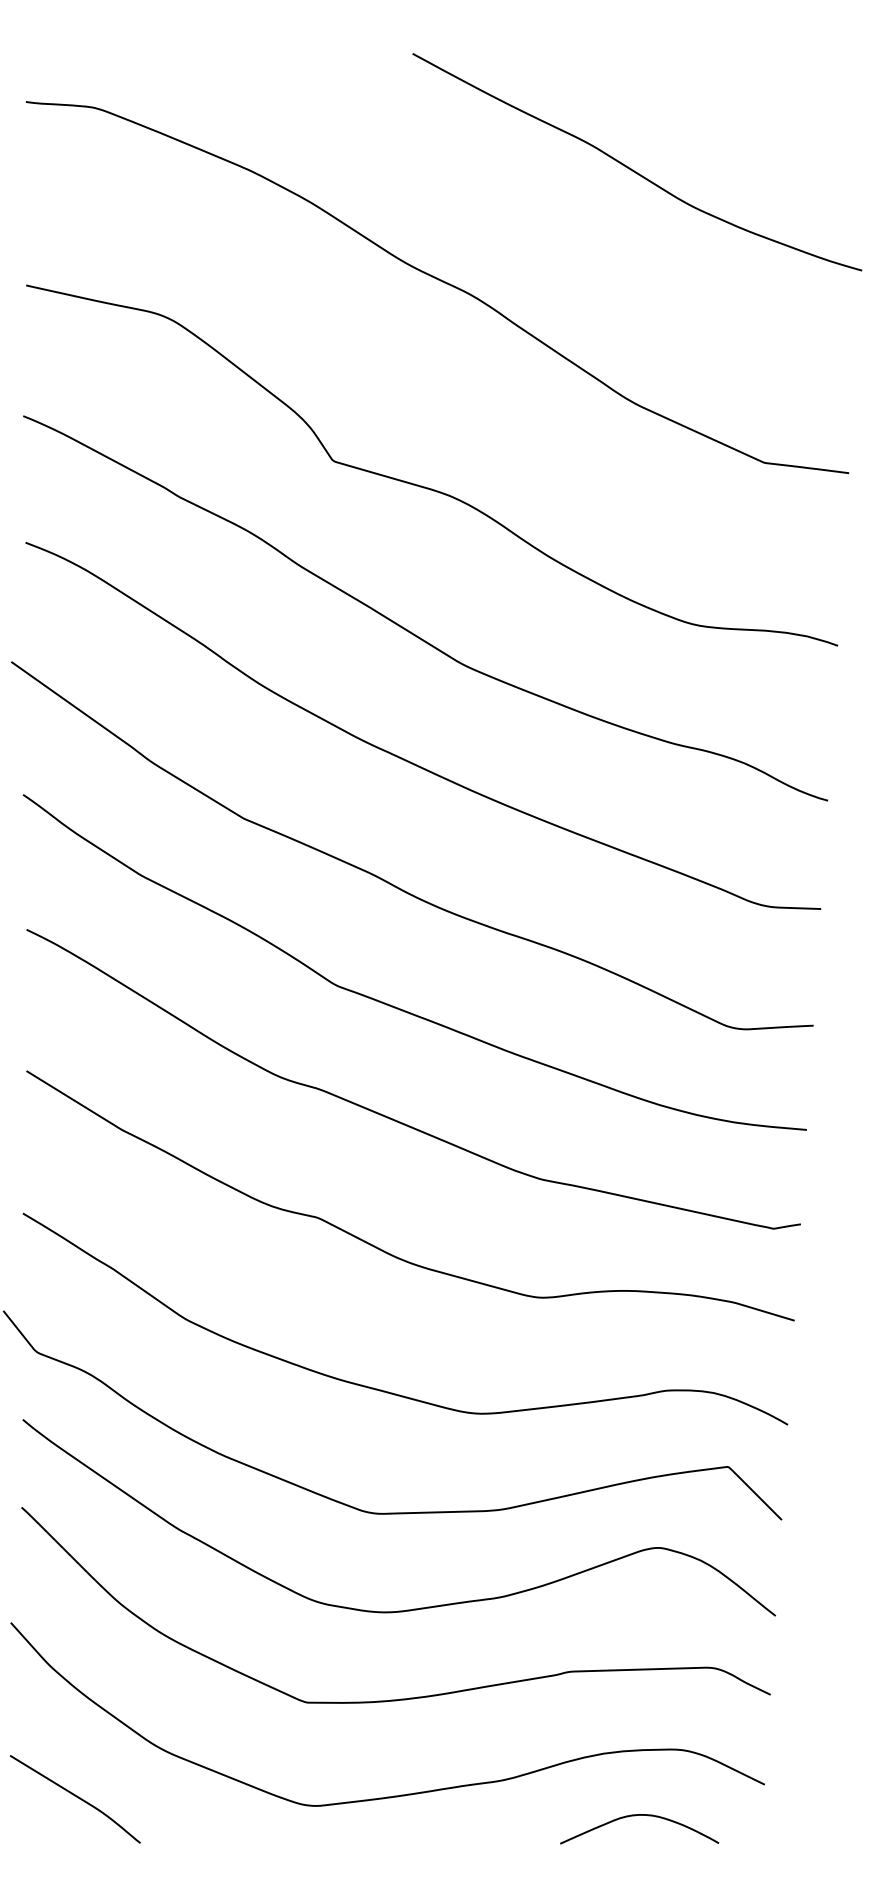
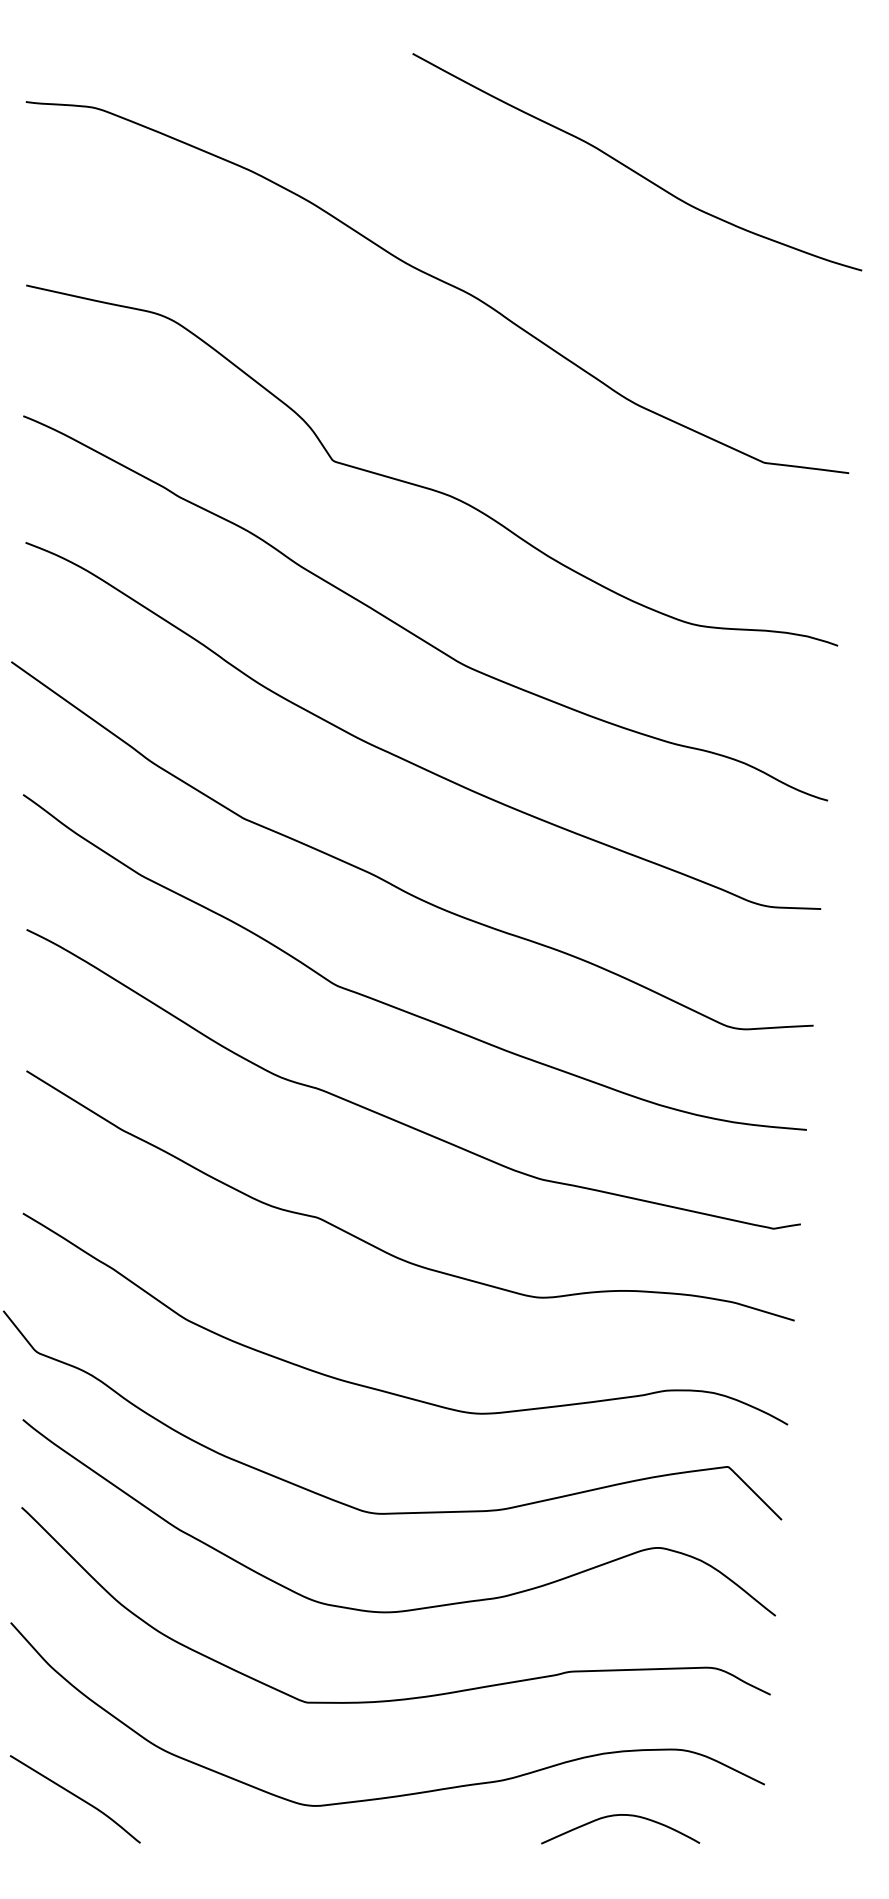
curve position: (635, 1816) -> (616, 1816) (616, 1816)
